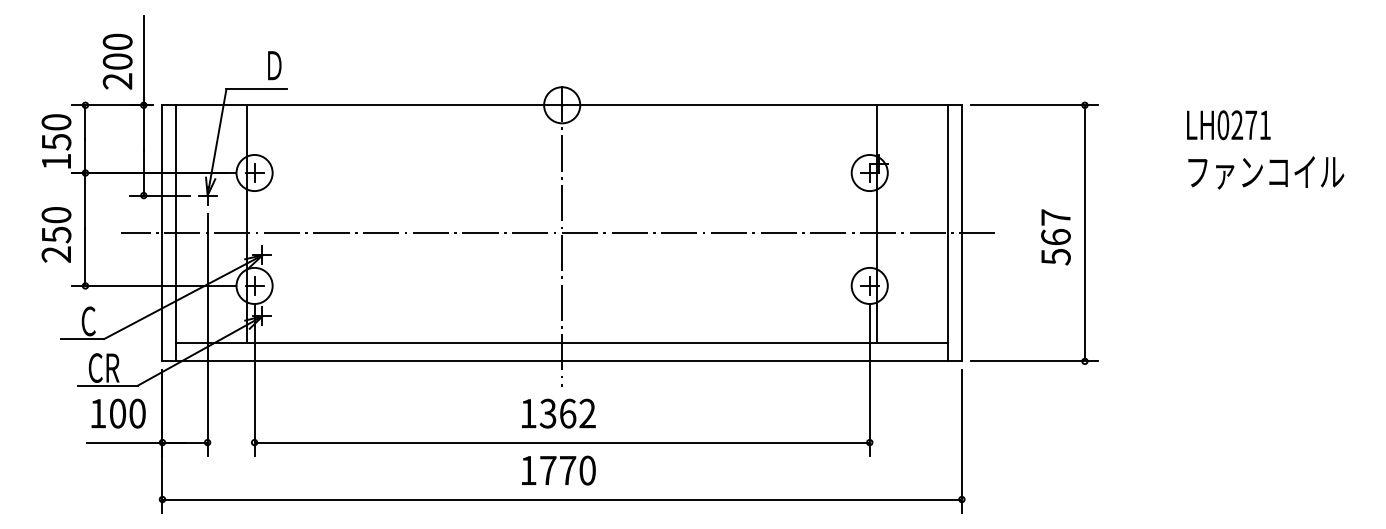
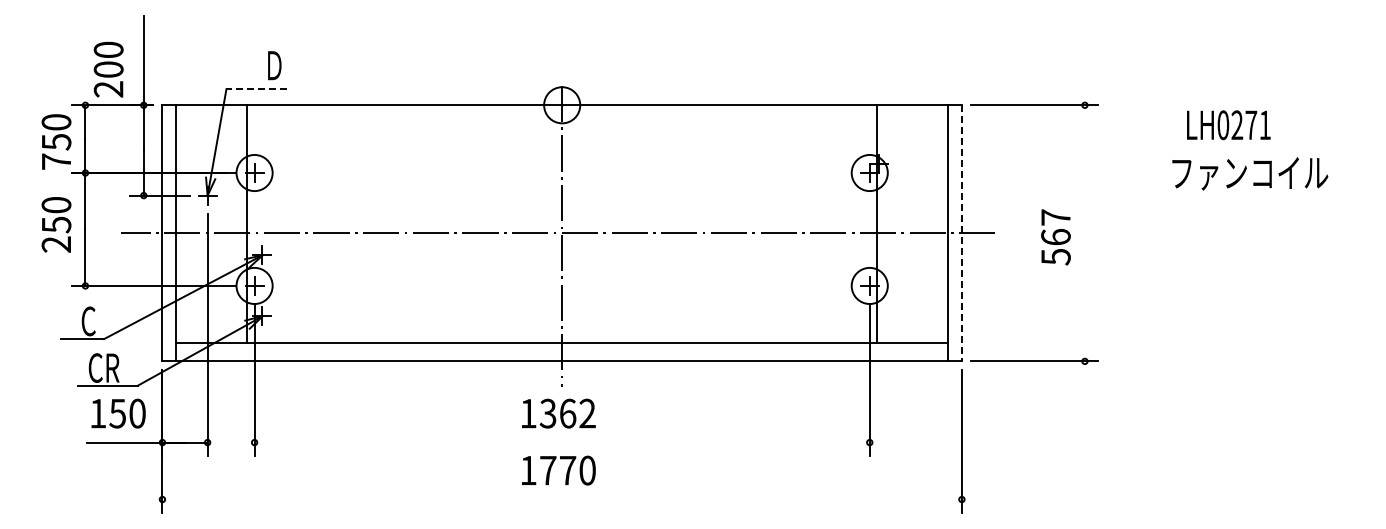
text position: (117, 61) -> (108, 69) (108, 69)
line: solid -> dashed (256, 89)
text: 150 -> 750 (56, 161)
text position: (1266, 172) -> (1250, 173) (1250, 173)
line: solid -> dashed (961, 233)
line: present -> none (1084, 233)
text position: (56, 234) -> (56, 224) (56, 224)
text: 100 -> 150 (117, 413)
line: present -> none (561, 442)
line: present -> none (562, 499)
